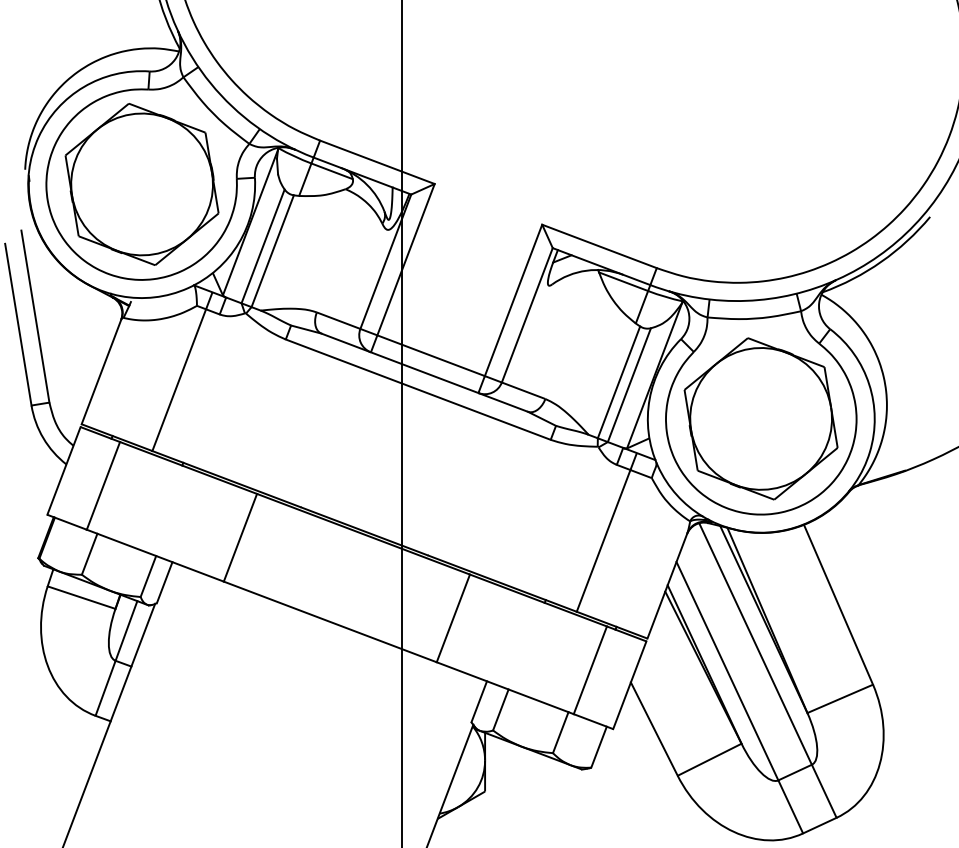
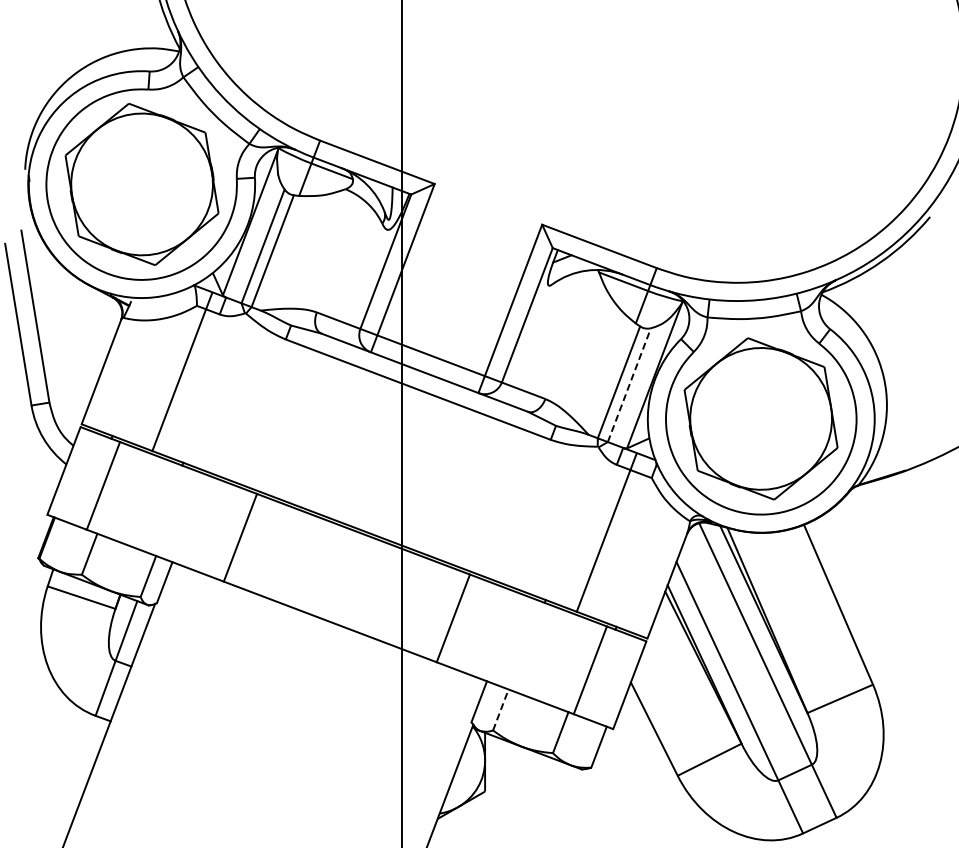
line: solid -> dashed (629, 385)
line: solid -> dashed (500, 709)
